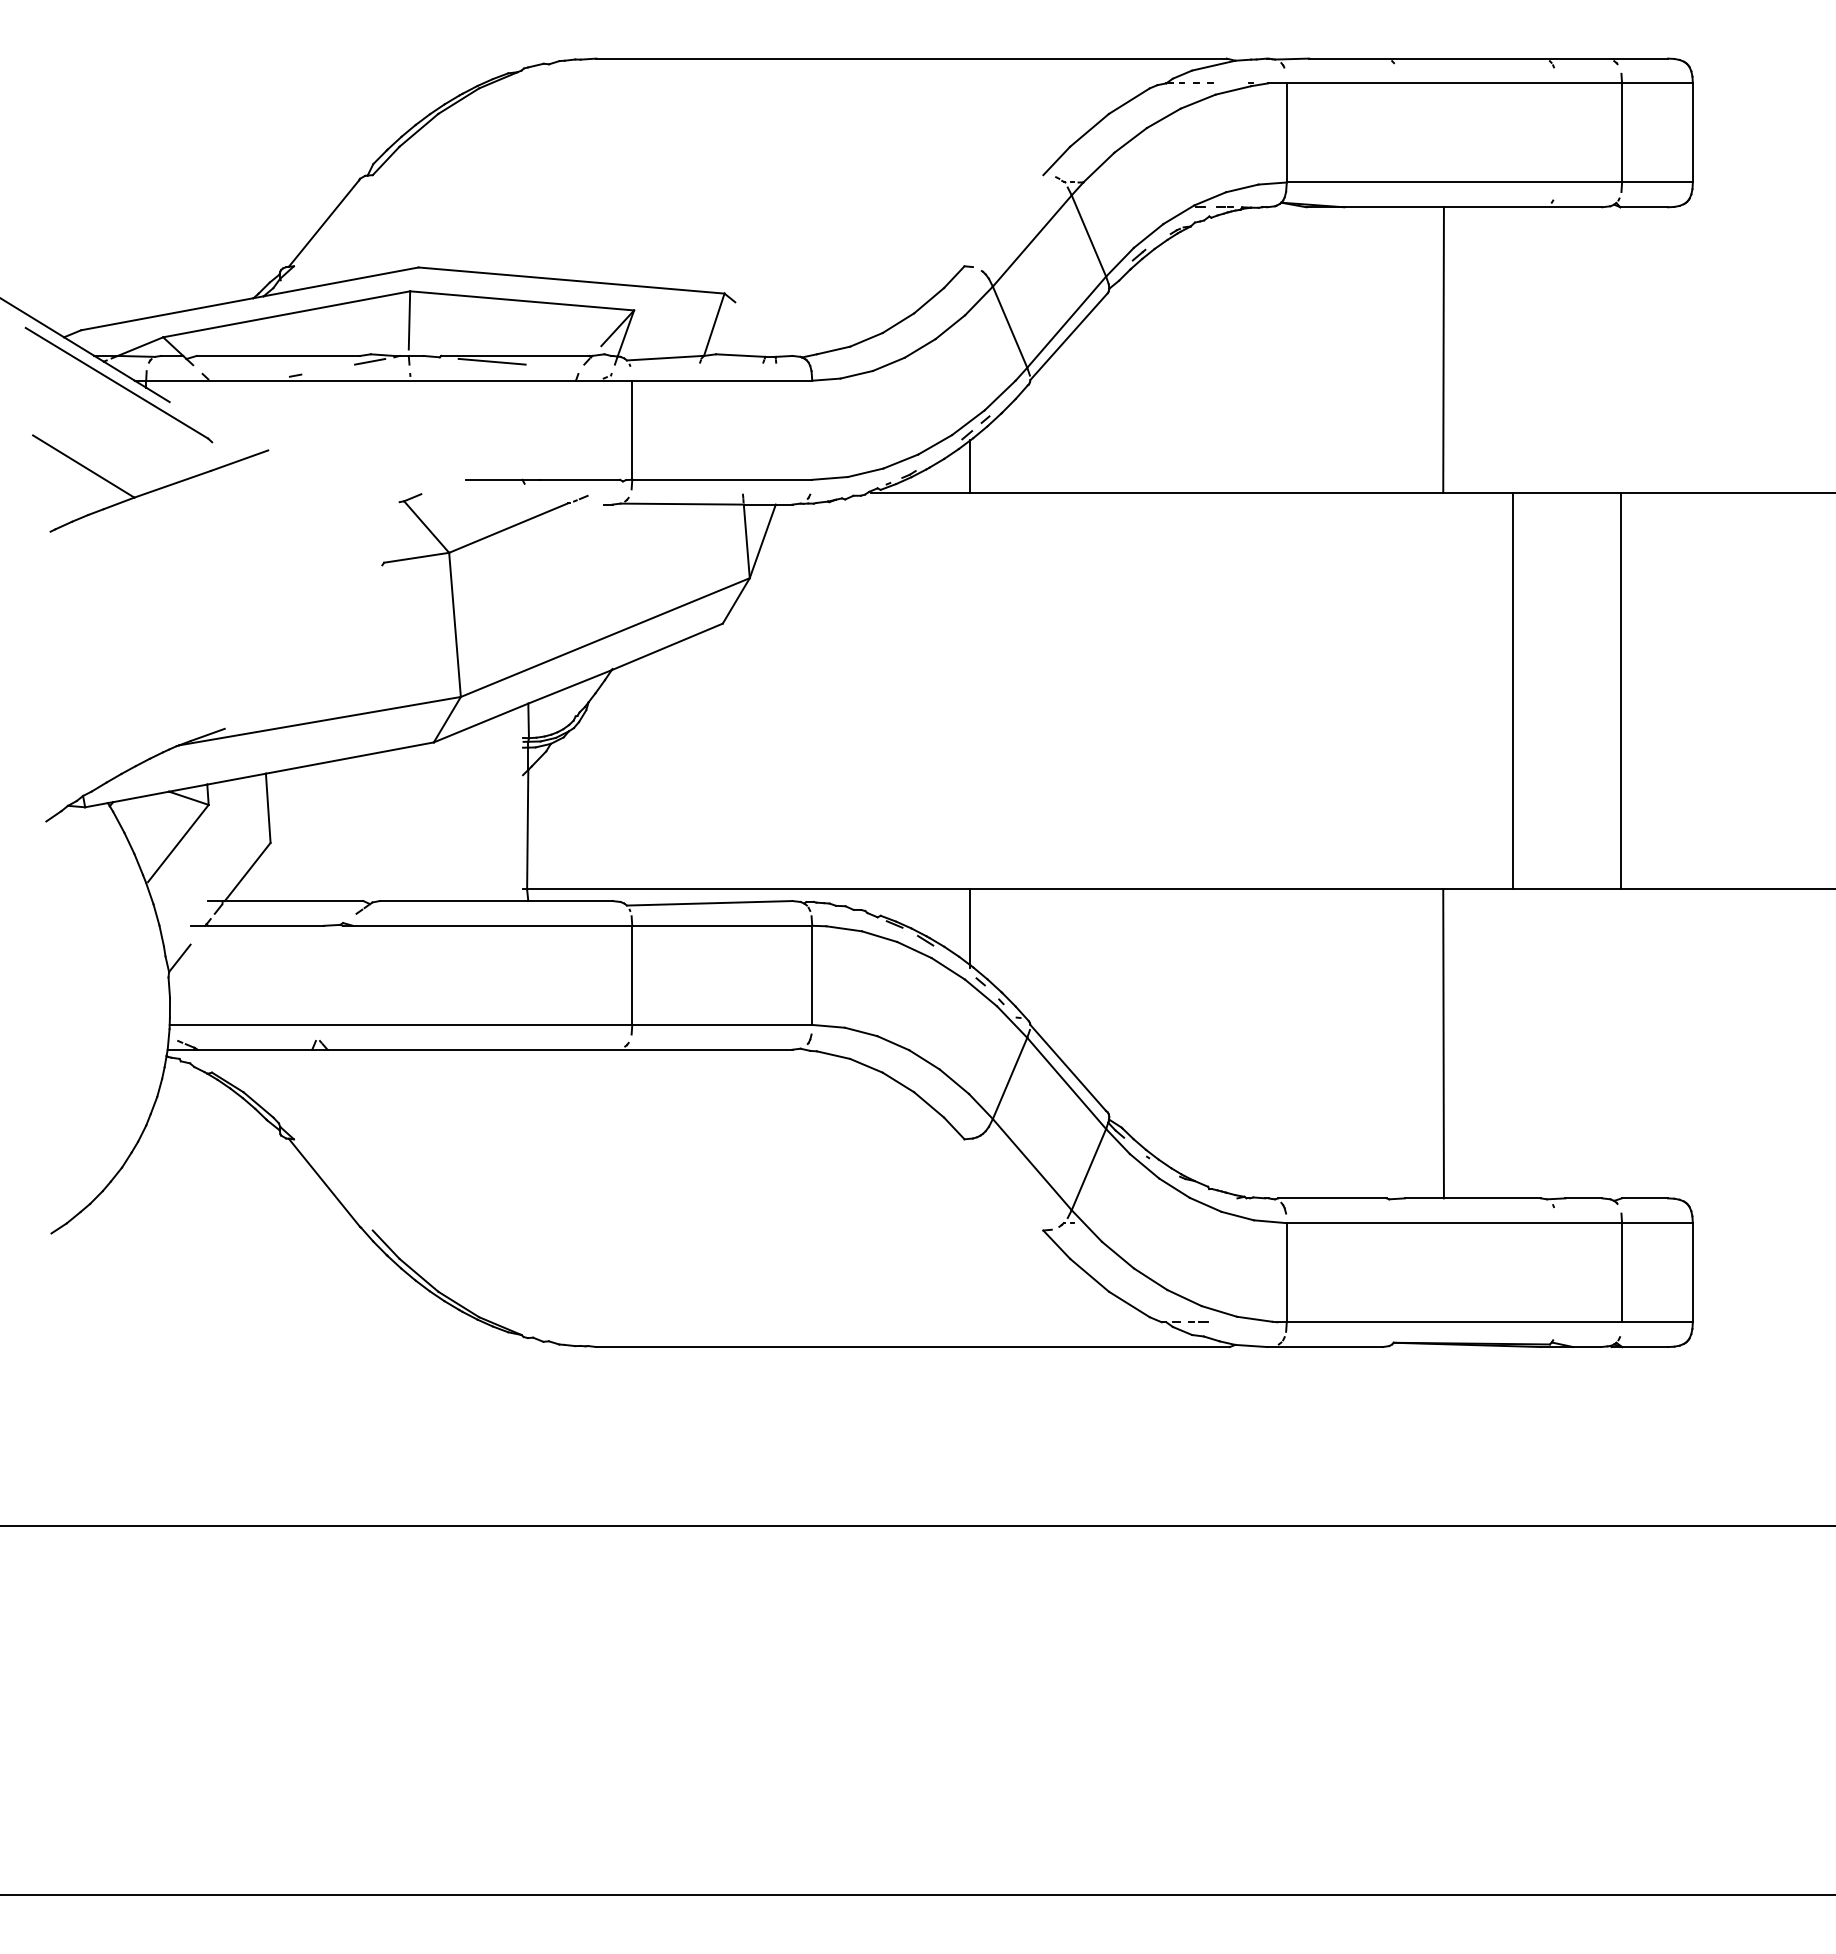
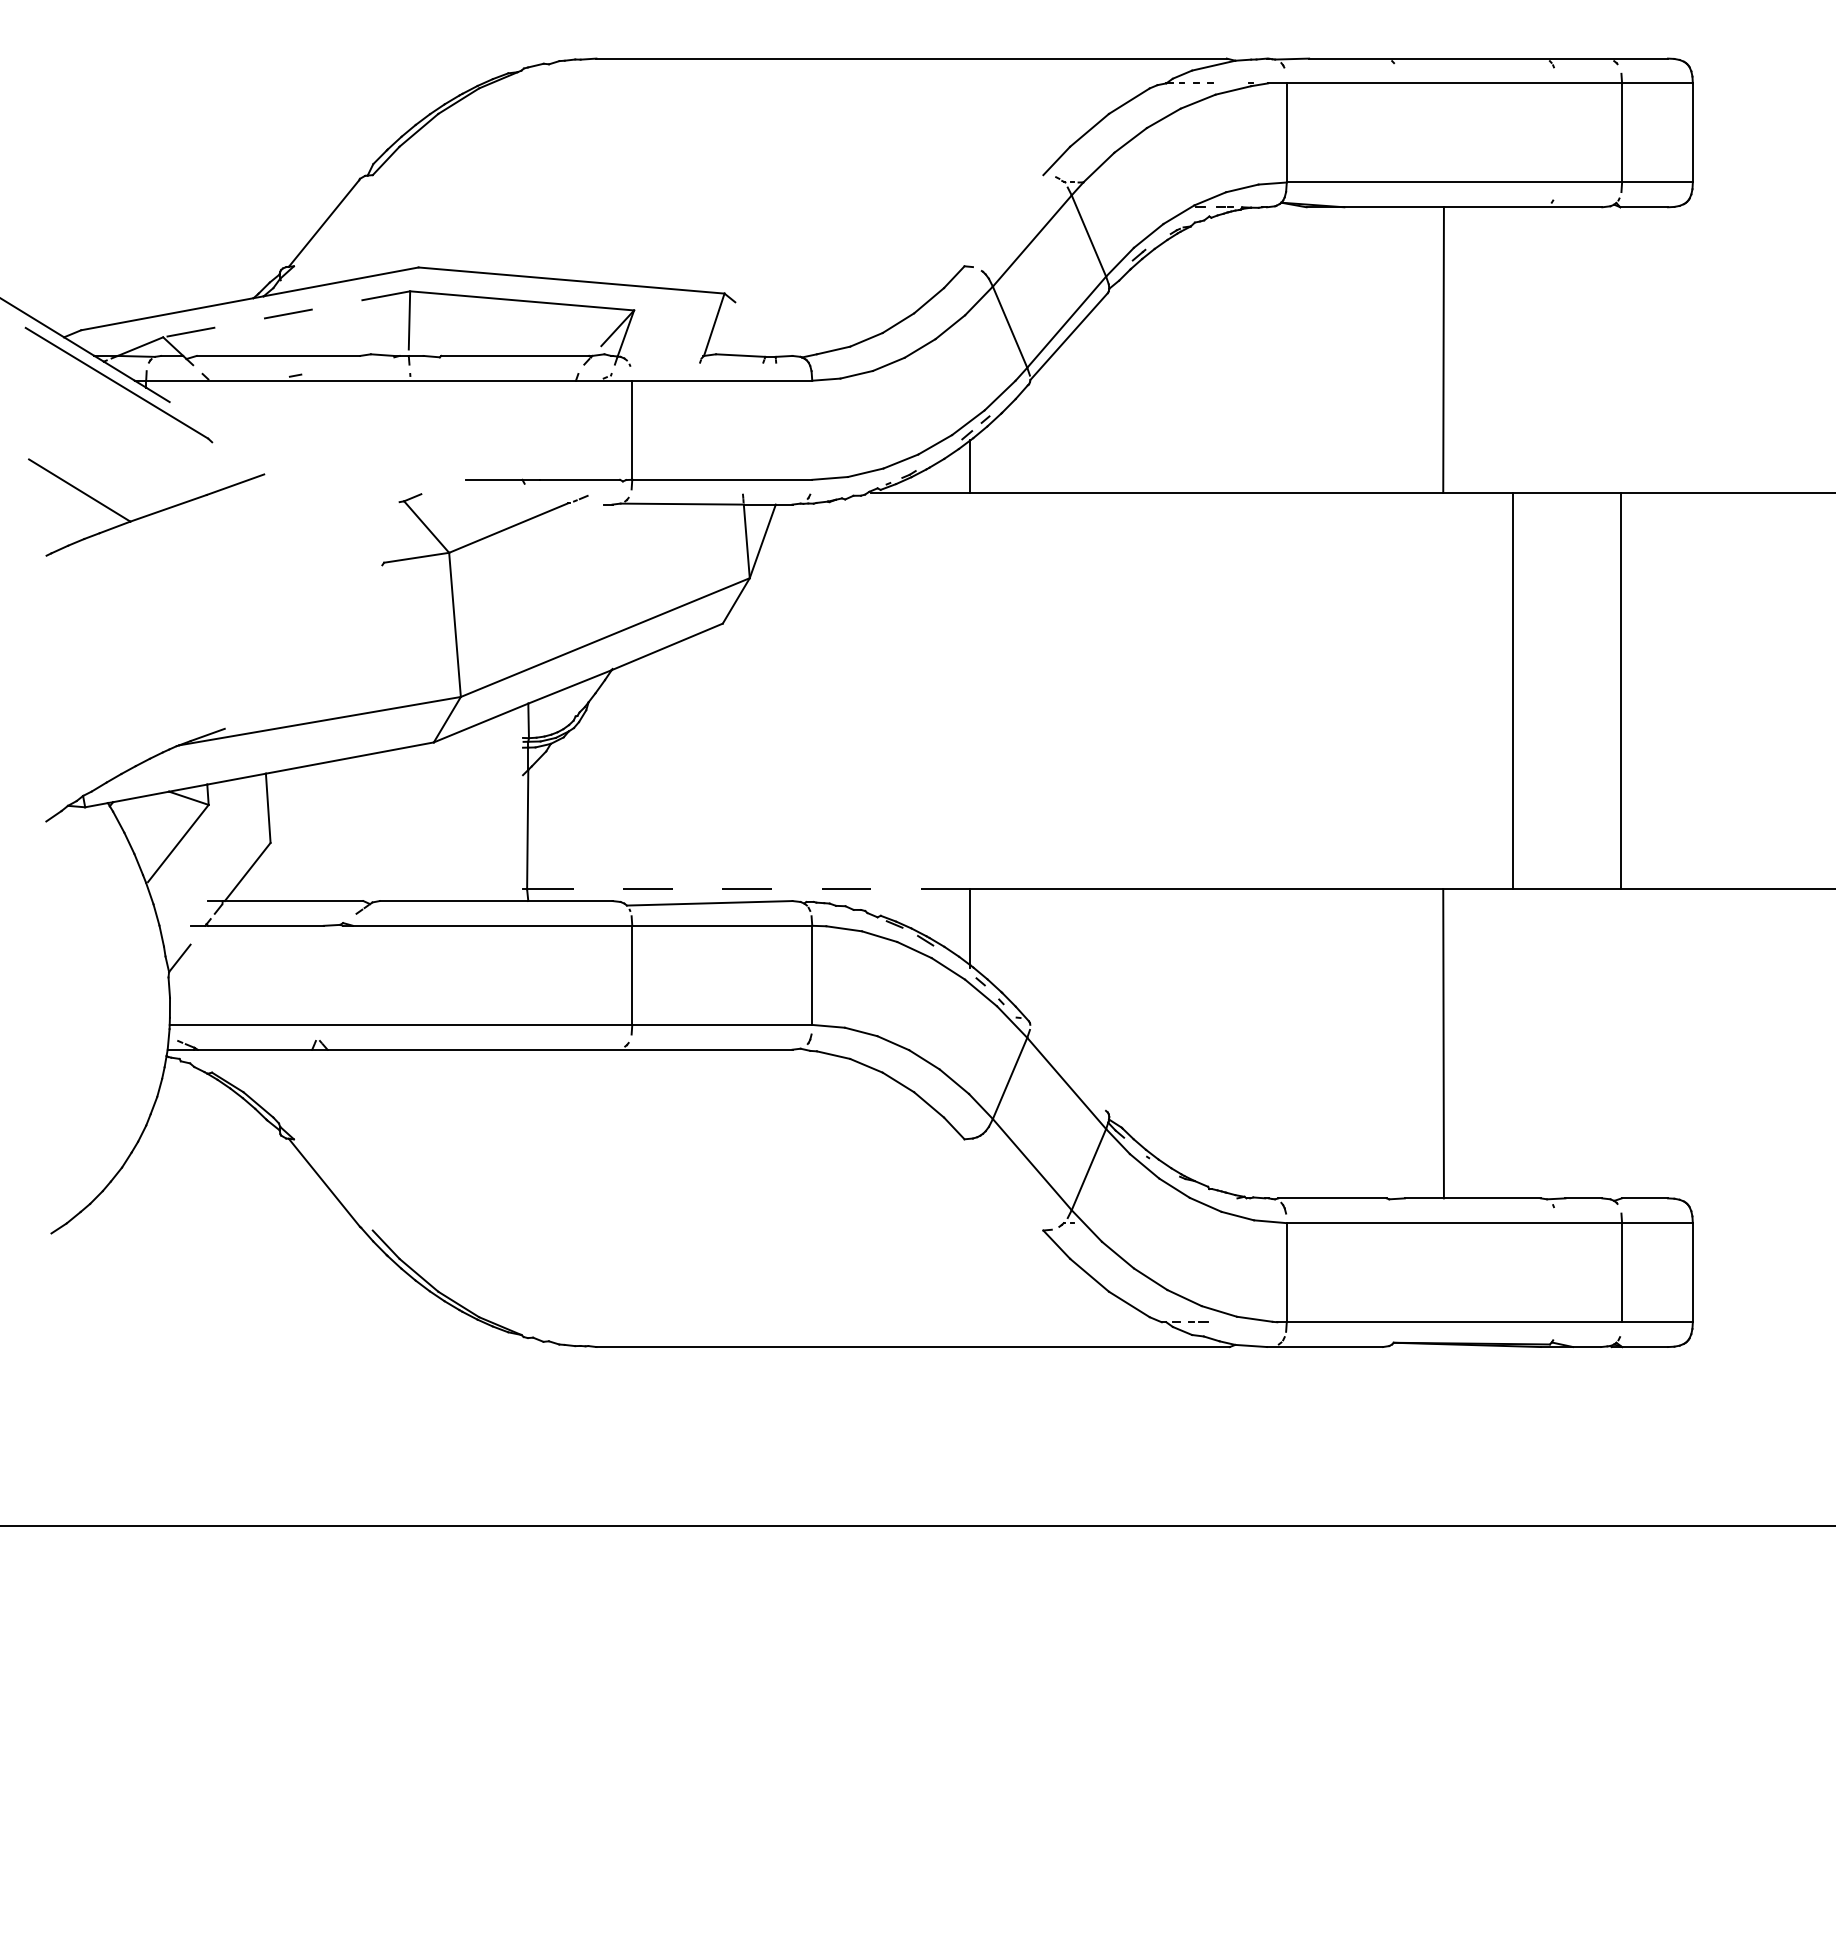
line: solid -> dashed (286, 314)
line: present -> none (664, 357)
line: present -> none (370, 361)
line: present -> none (491, 361)
part position: (151, 490) -> (147, 514) (147, 514)
line: solid -> dashed (748, 889)
line: present -> none (1067, 1067)
line: present -> none (917, 1895)
